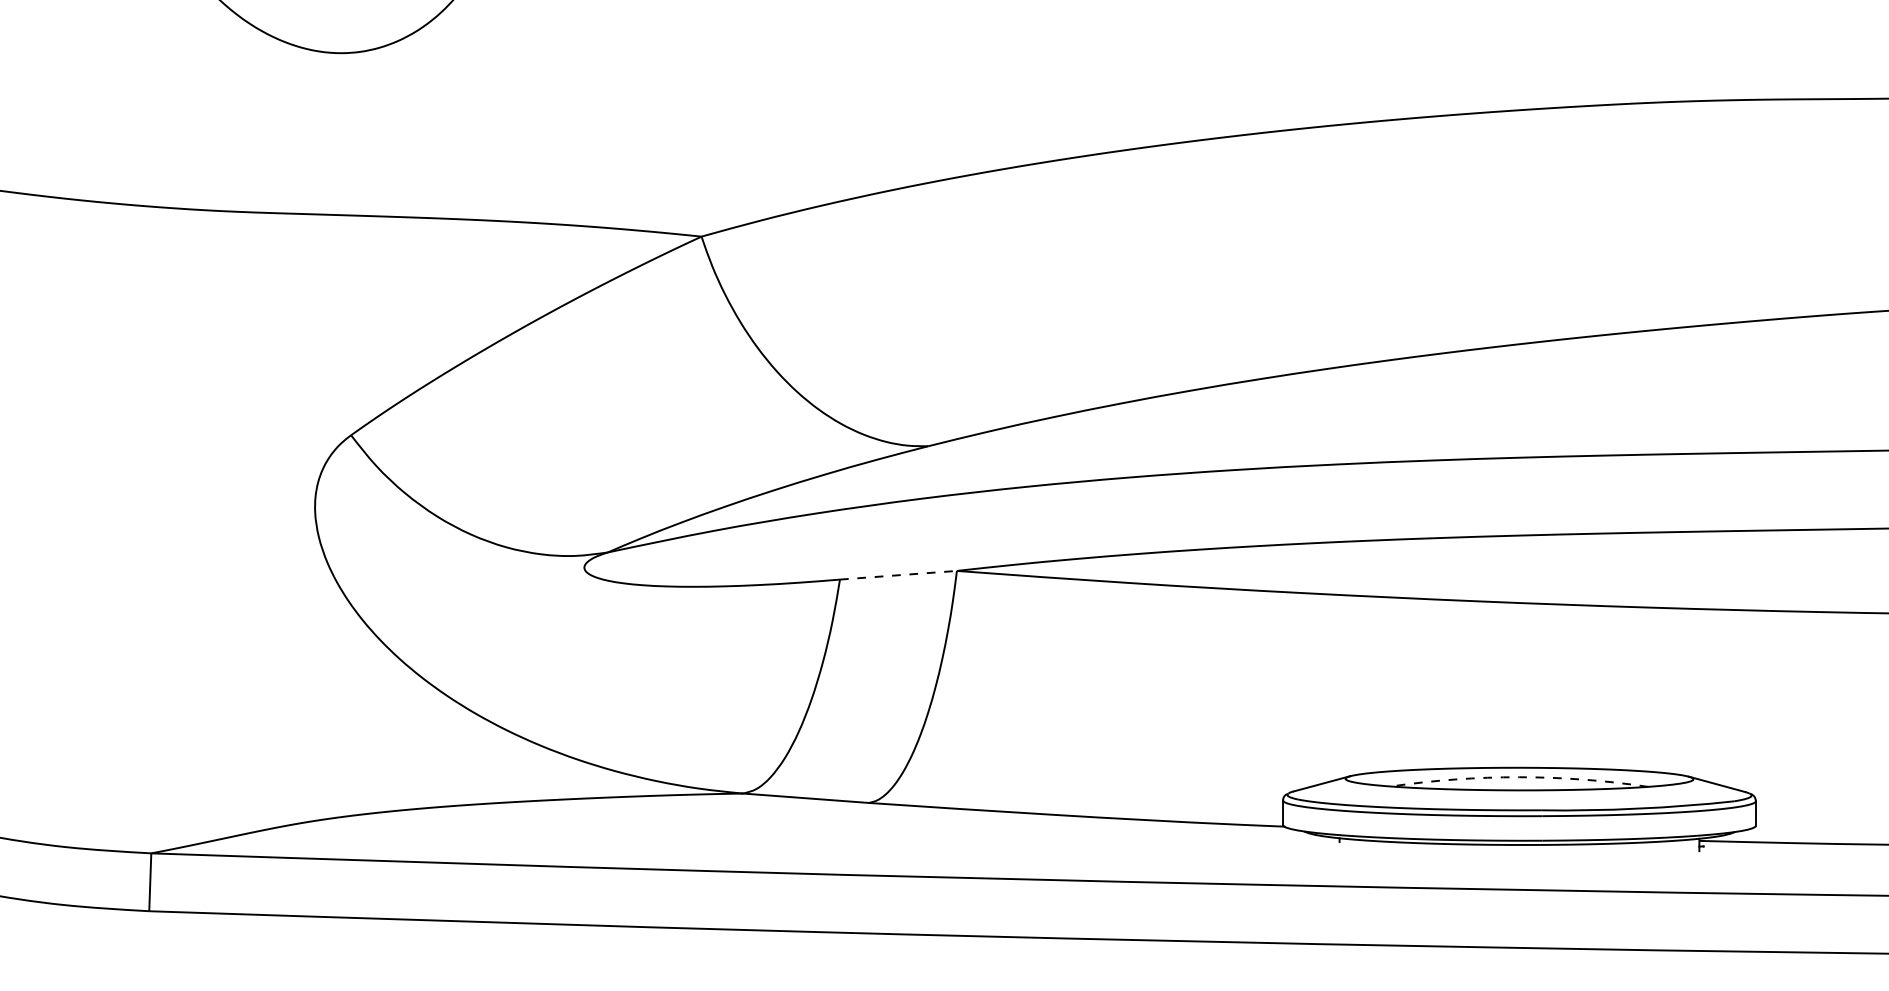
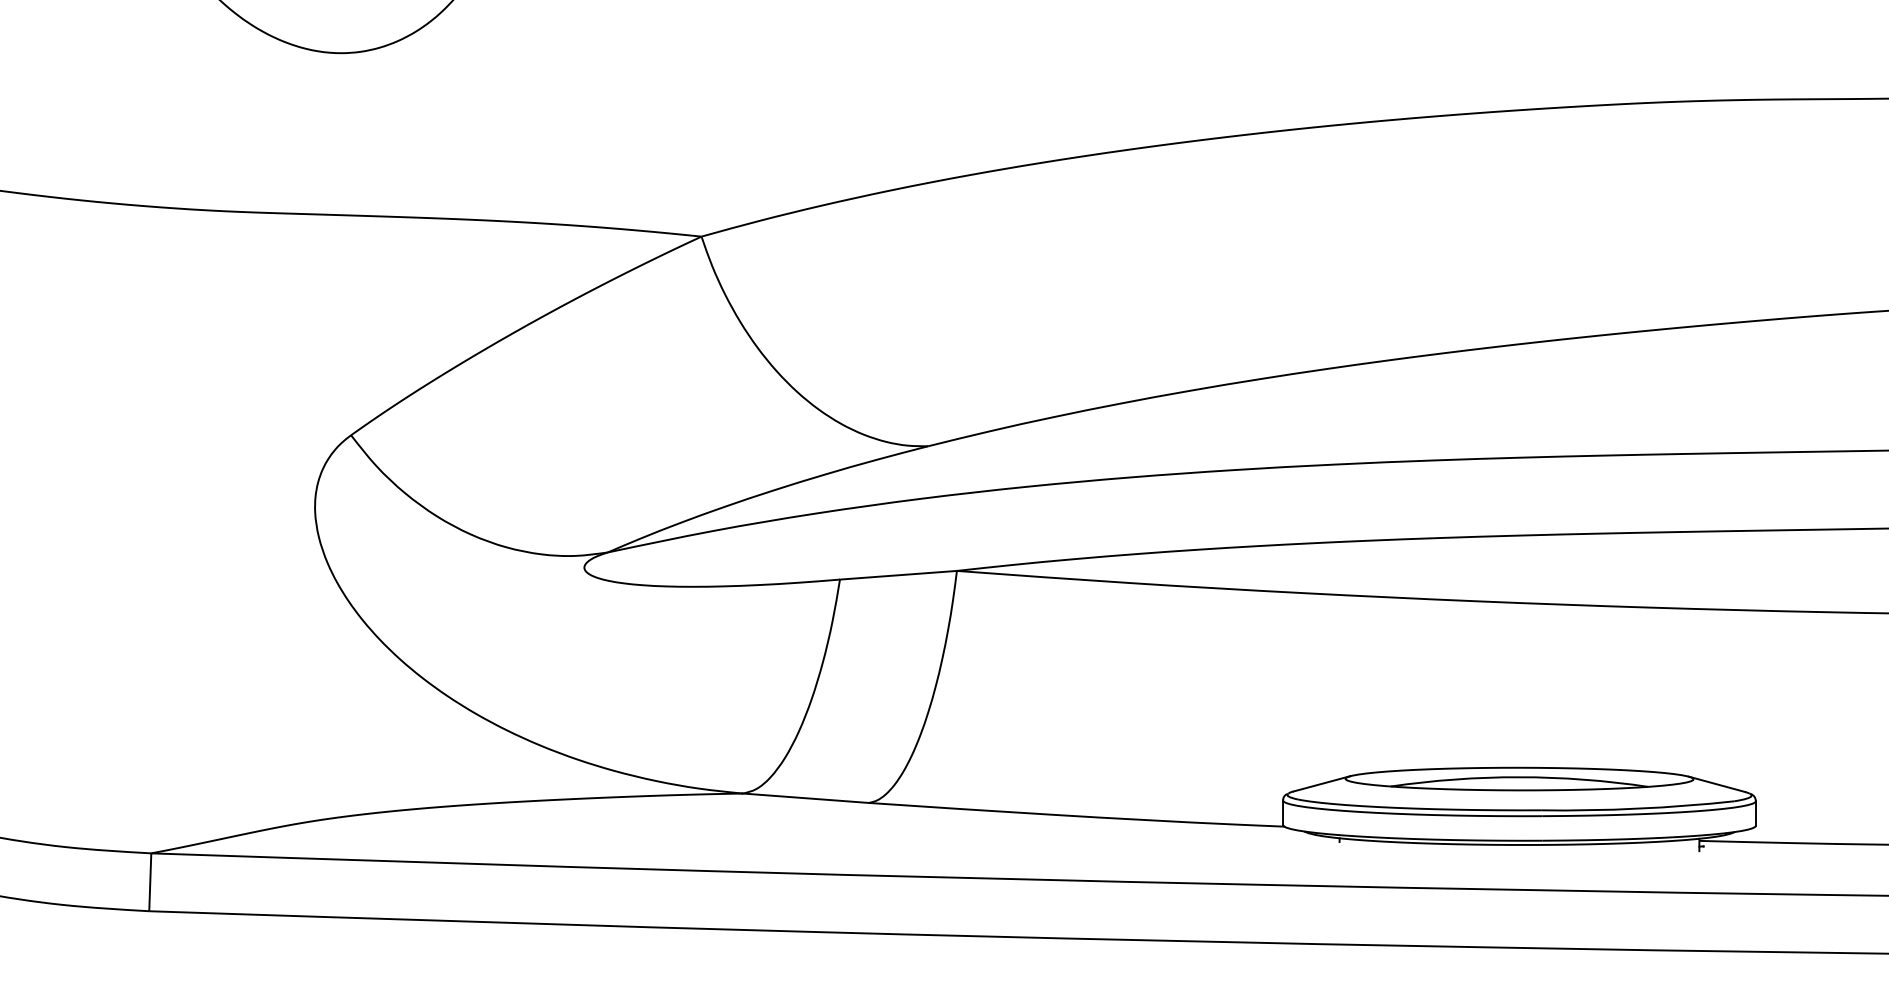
line: dashed -> solid (898, 575)
arc: dashed -> solid (1519, 777)
